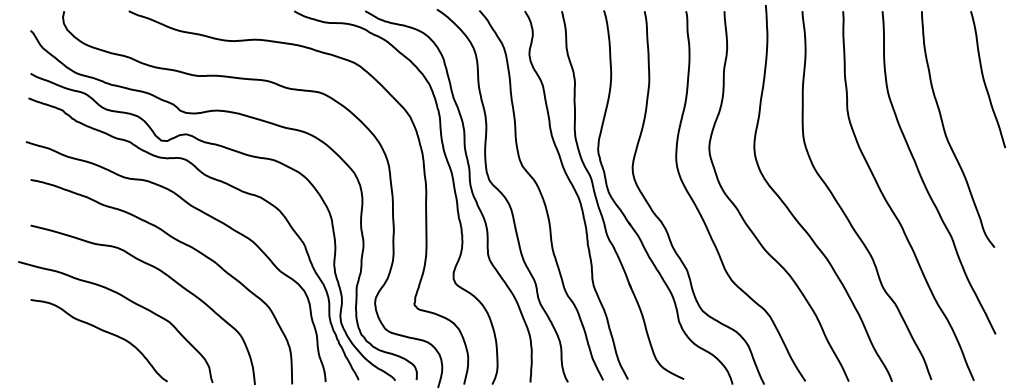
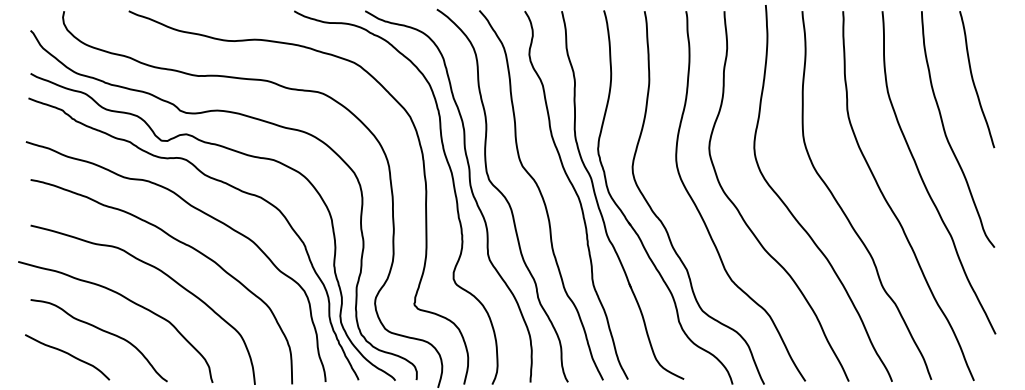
curve position: (985, 81) -> (974, 81) (974, 81)
curve: none -> present (69, 355)
